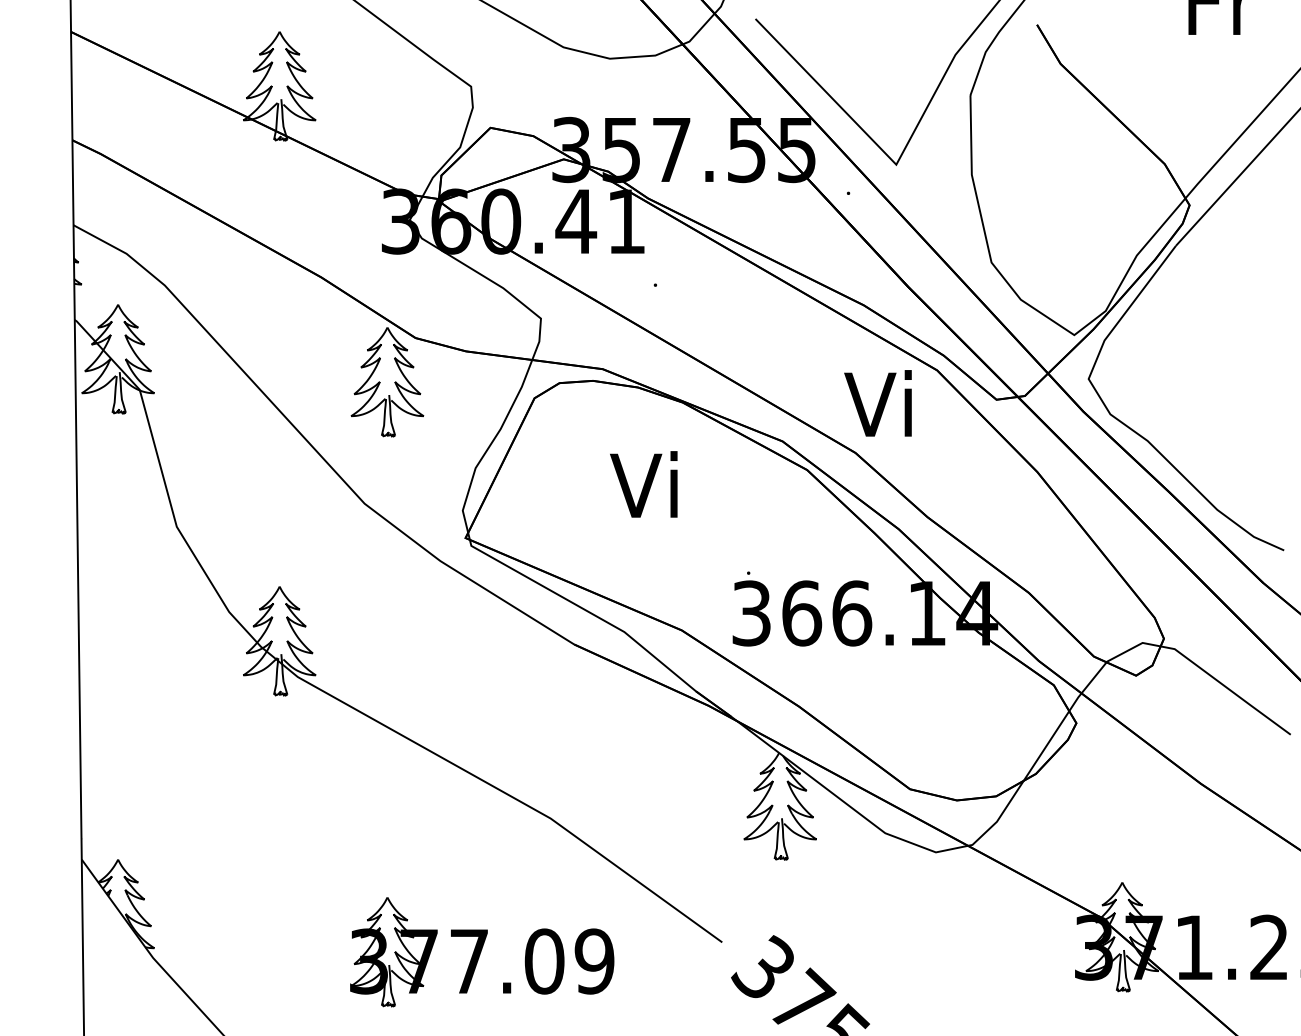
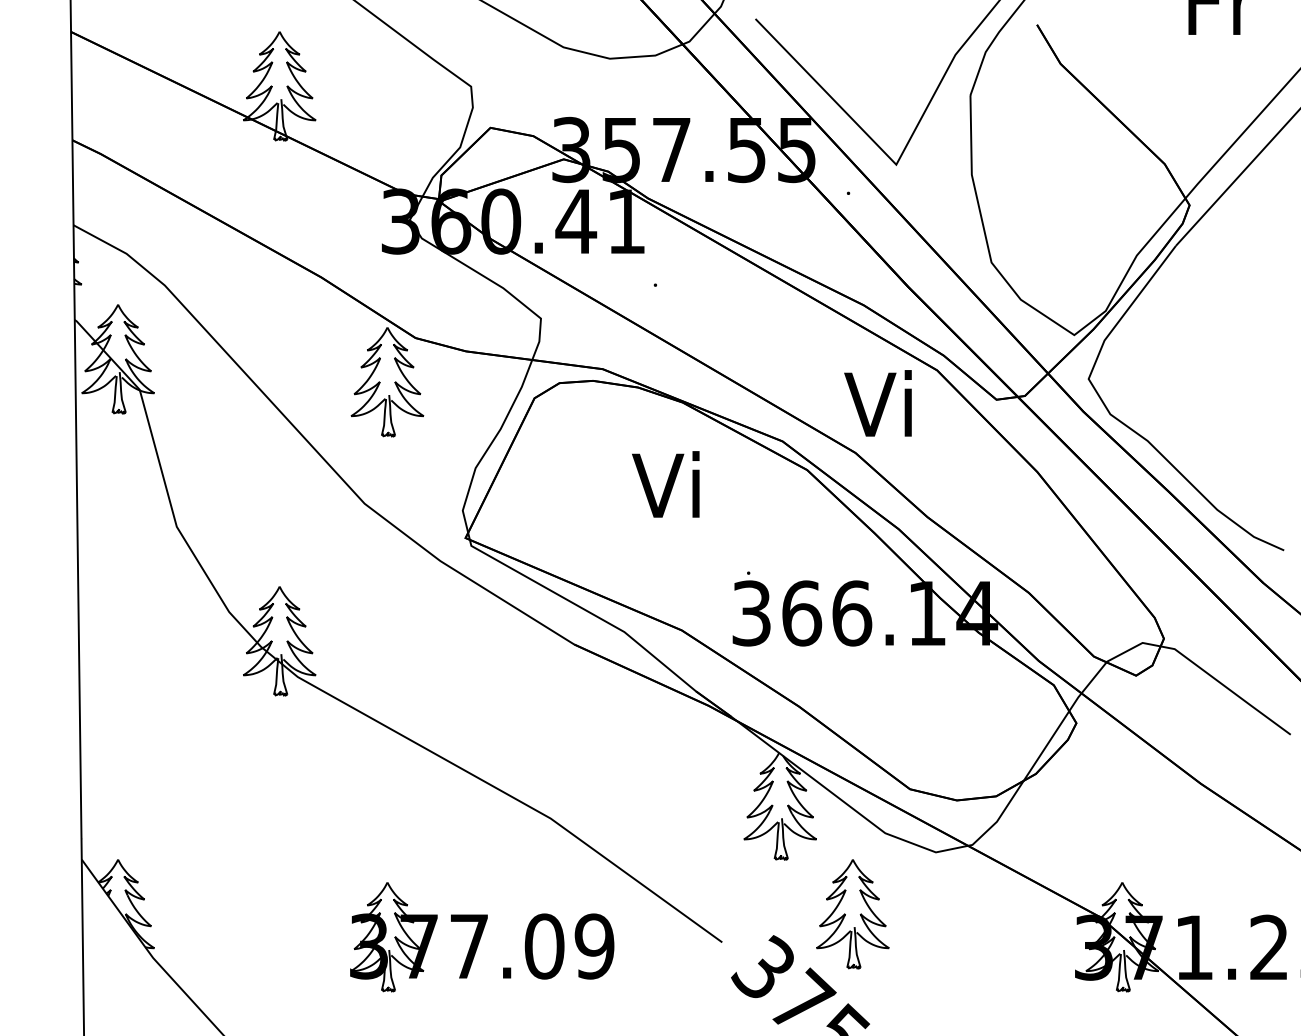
text position: (643, 484) -> (665, 484) (665, 484)
part: none -> present (852, 914)
part position: (482, 952) -> (482, 937) (482, 937)
